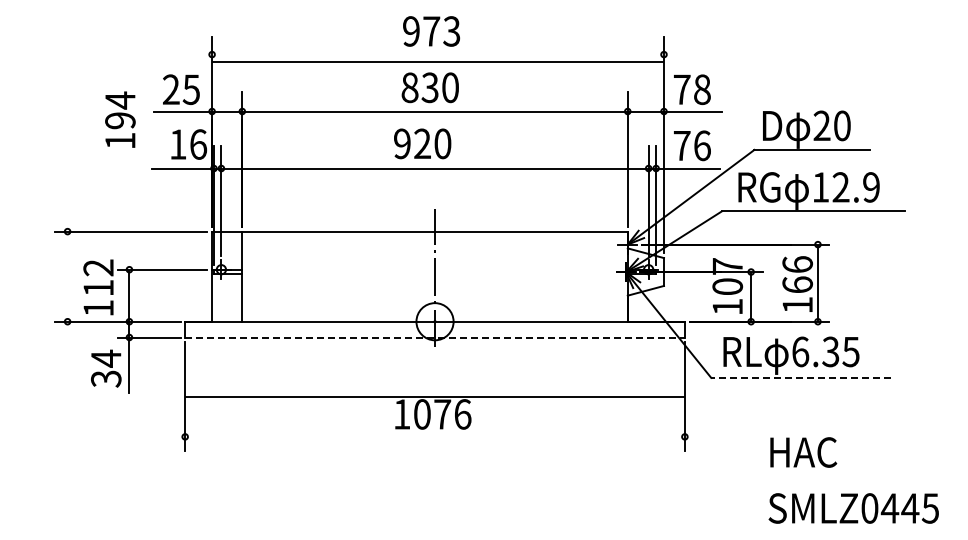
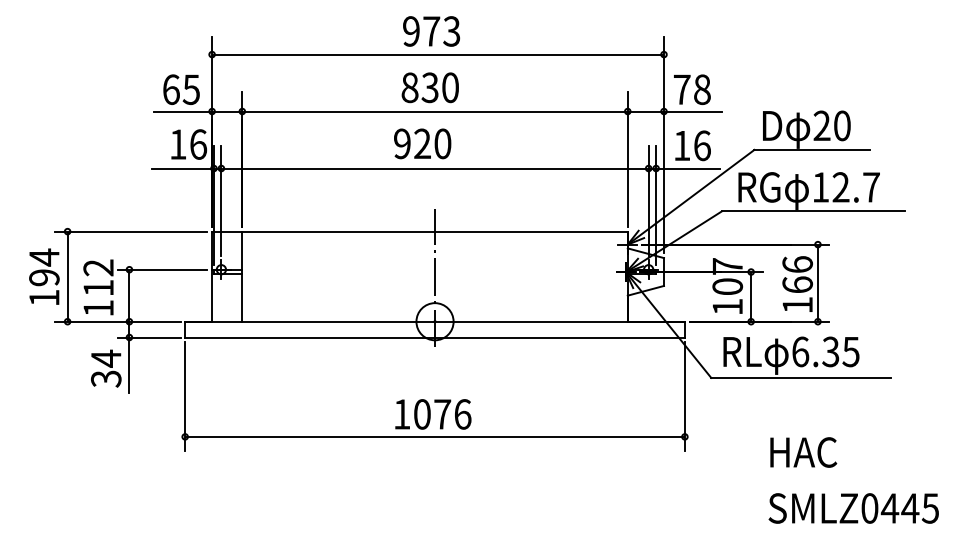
line position: (438, 61) -> (438, 54) (438, 54)
text: 25 -> 65 (171, 89)
text position: (120, 119) -> (44, 276) (44, 276)
text: 76 -> 16 (682, 145)
text: 12.9 -> 12.7 (871, 187)
line: none -> present (67, 276)
line: dashed -> solid (435, 337)
line: dashed -> solid (800, 377)
line position: (434, 396) -> (434, 436) (434, 436)
